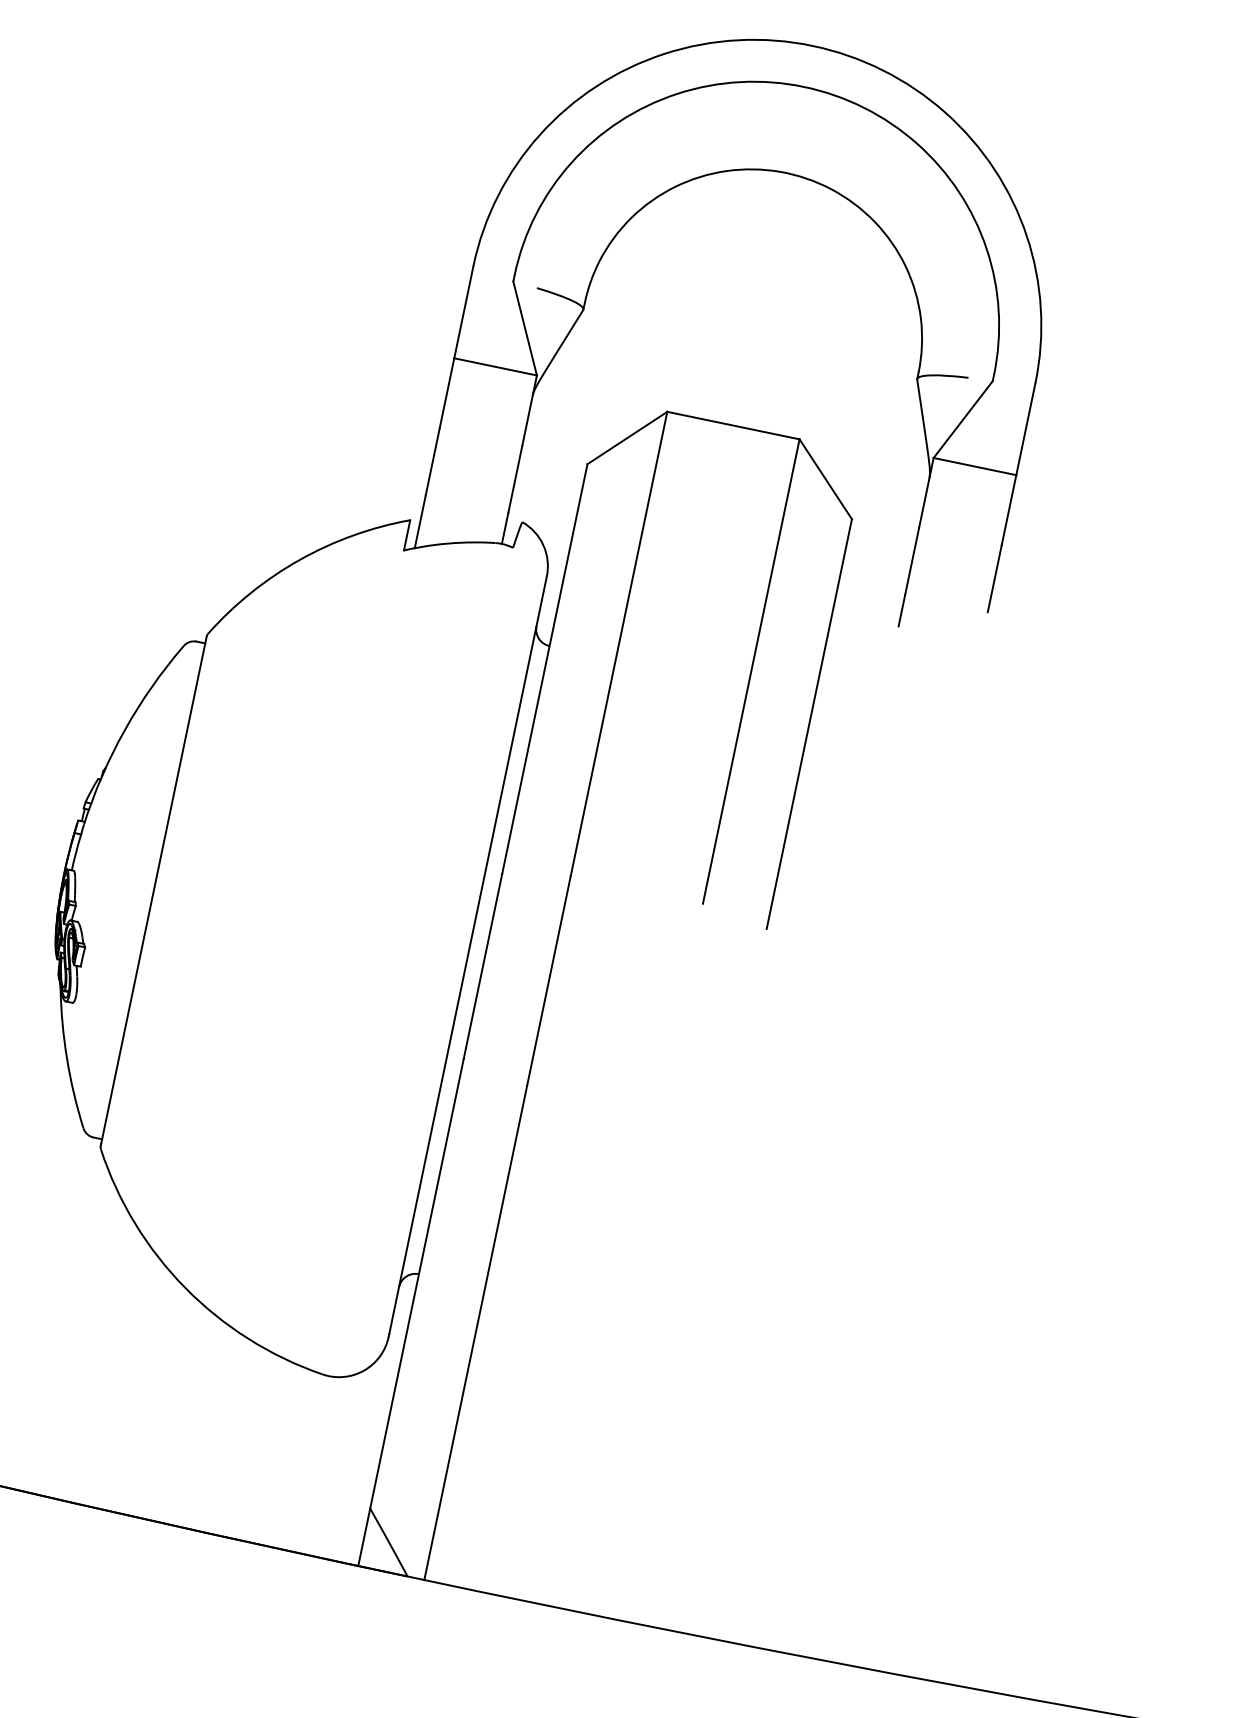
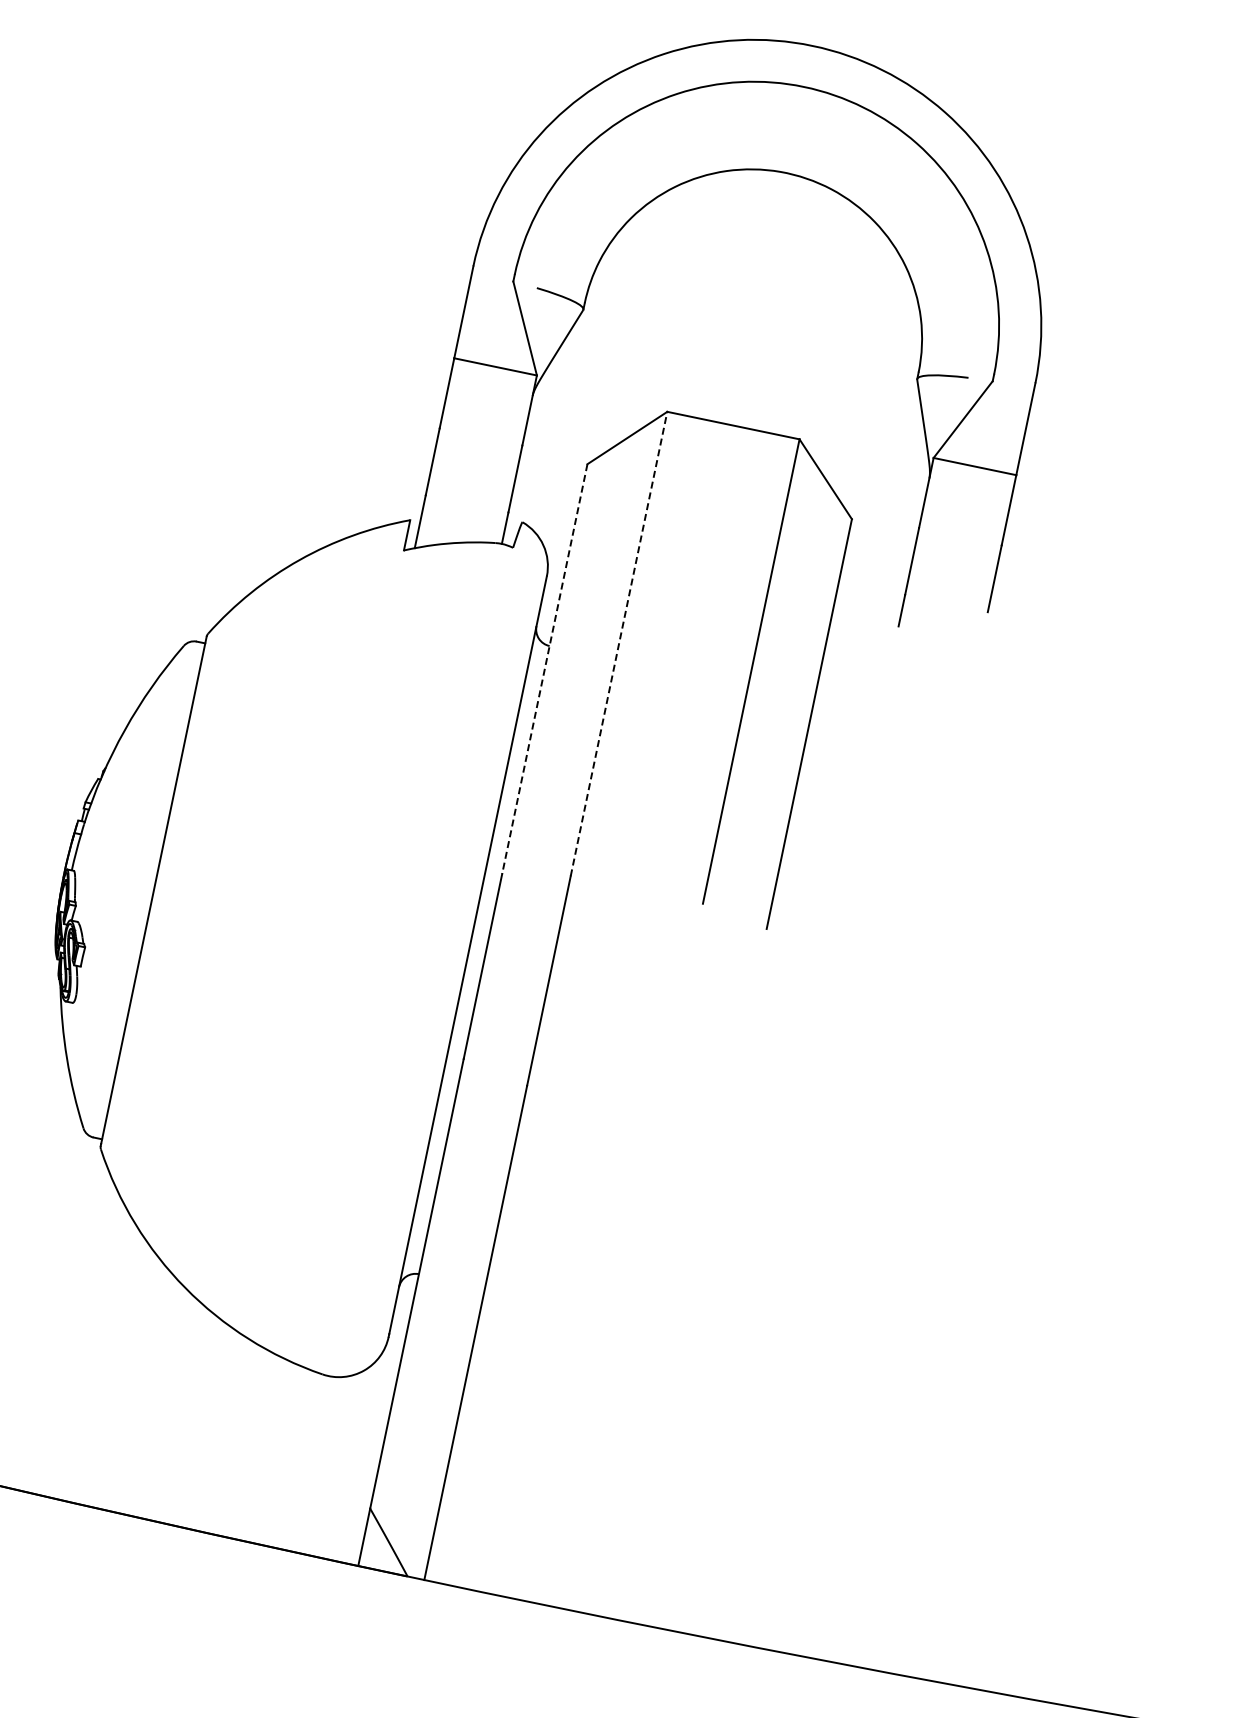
line: solid -> dashed (619, 643)
line: solid -> dashed (544, 669)
